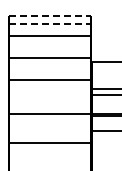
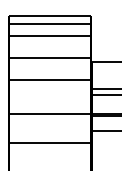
line: dashed -> solid (50, 16)
line: dashed -> solid (50, 24)
